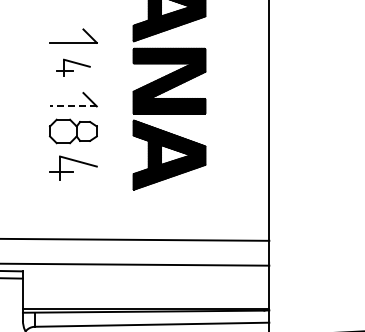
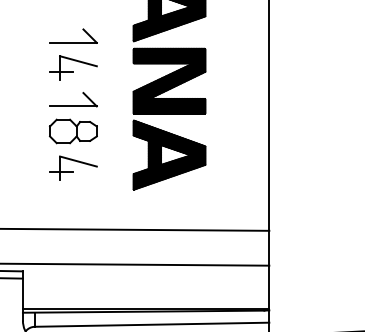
part size: 35x19 px -> 49x26 px (73, 67)
line: dashed -> solid (72, 106)
line position: (135, 239) -> (135, 229) (135, 229)
